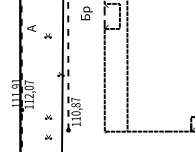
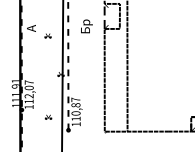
text position: (86, 13) -> (86, 26) (86, 26)
part: present -> none (48, 136)
